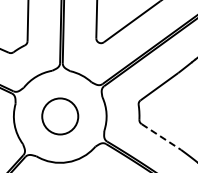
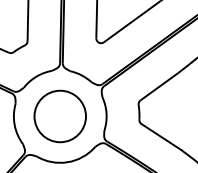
circle diameter: 36 px -> 51 px (60, 116)
line: dashed -> solid (161, 137)
